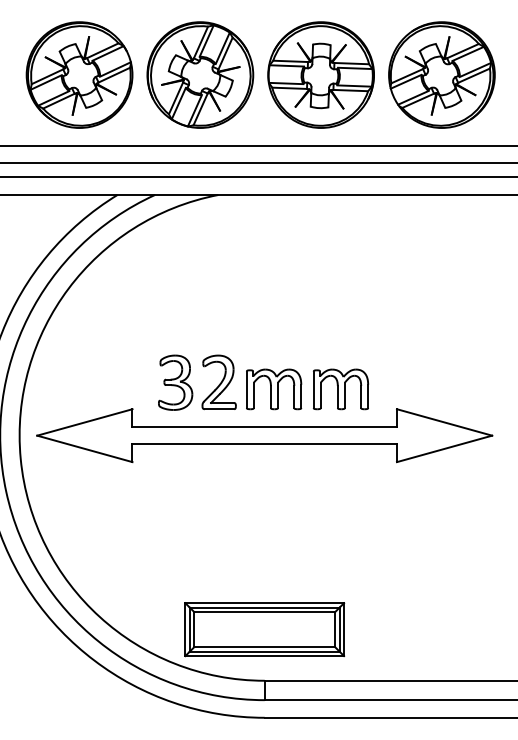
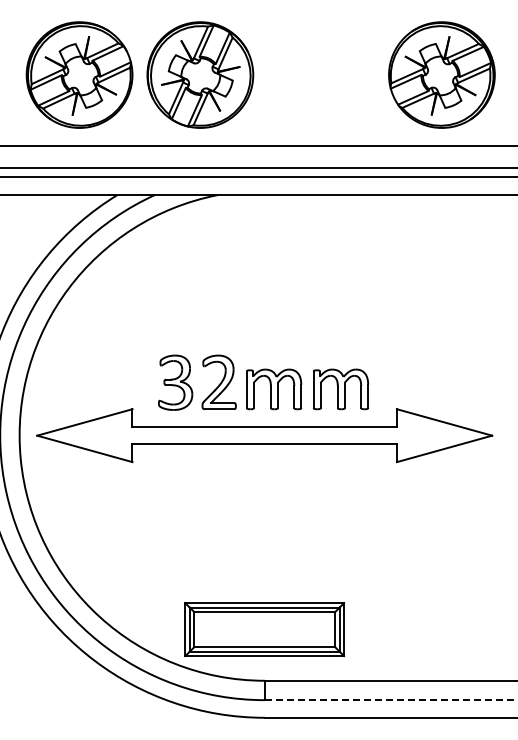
part: present -> none (320, 74)
line position: (258, 163) -> (258, 168) (258, 168)
line: solid -> dashed (391, 700)
